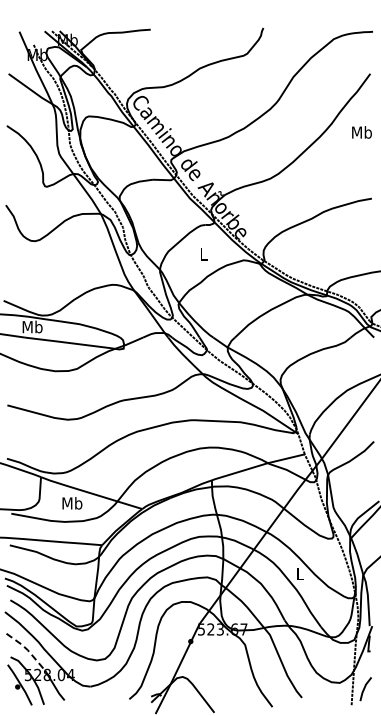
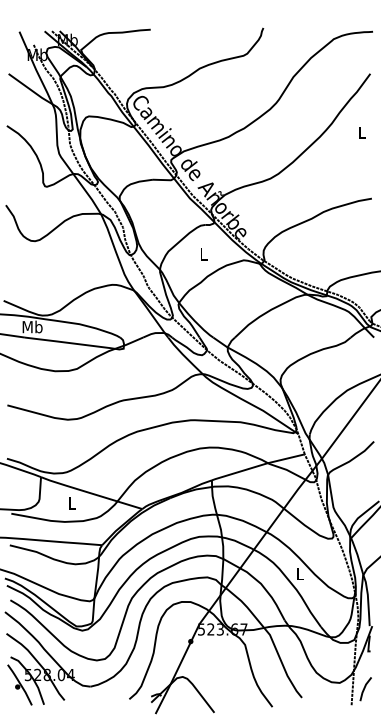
text: Mb -> L (361, 132)
text: Mb -> L (72, 503)
line: dashed -> solid (27, 650)
